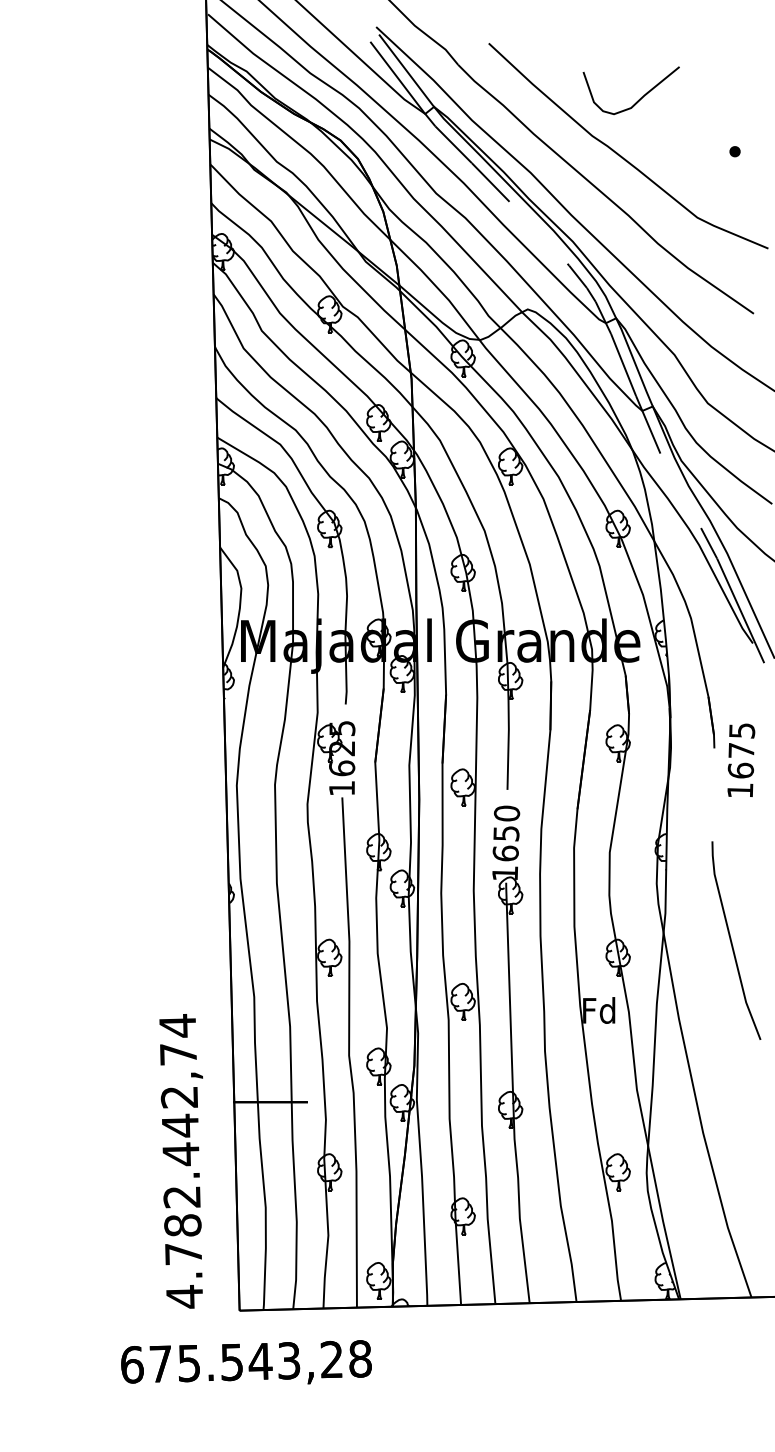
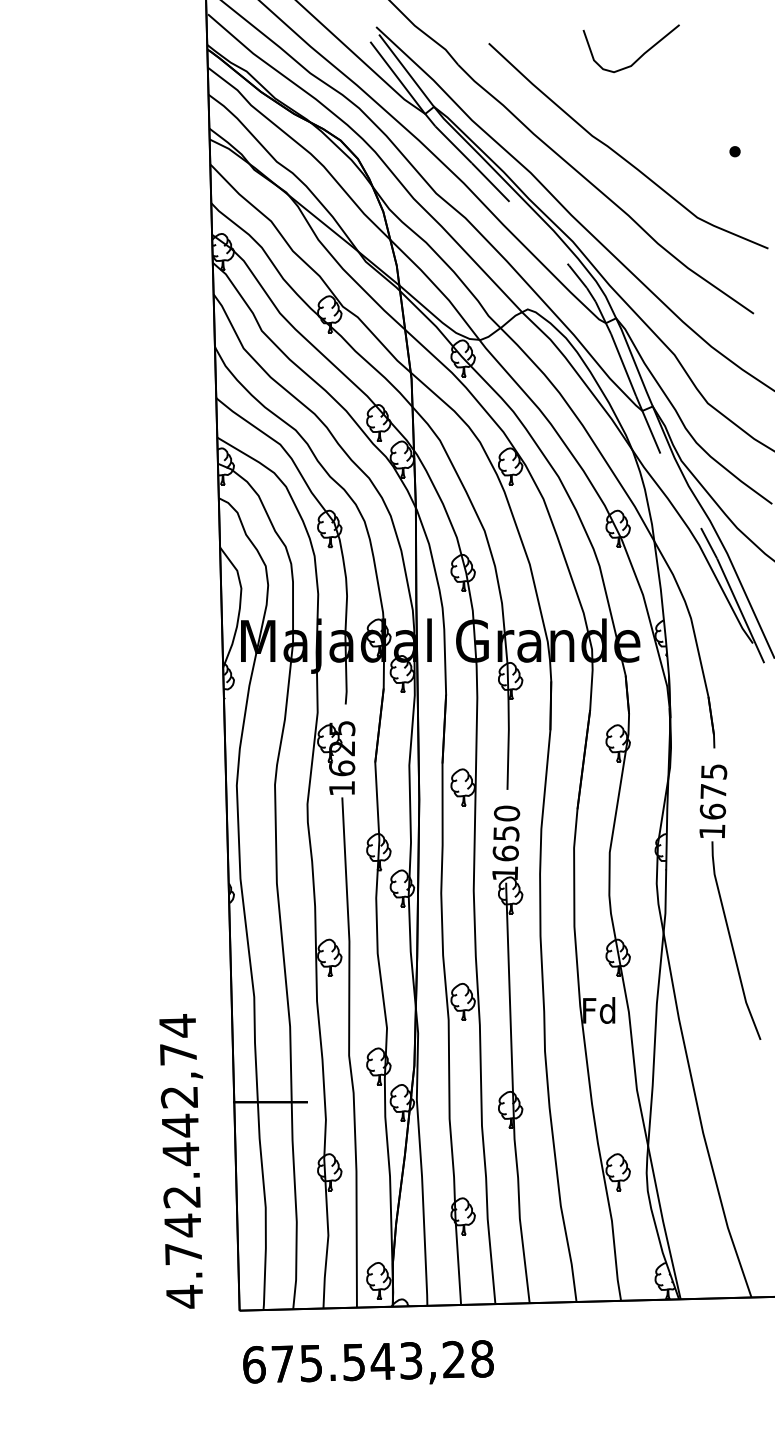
curve position: (639, 98) -> (639, 56) (639, 56)
text position: (741, 759) -> (713, 800) (713, 800)
text: 4.782.442,74 -> 4.742.442,74 (182, 1225)
text position: (246, 1362) -> (368, 1362) (368, 1362)
